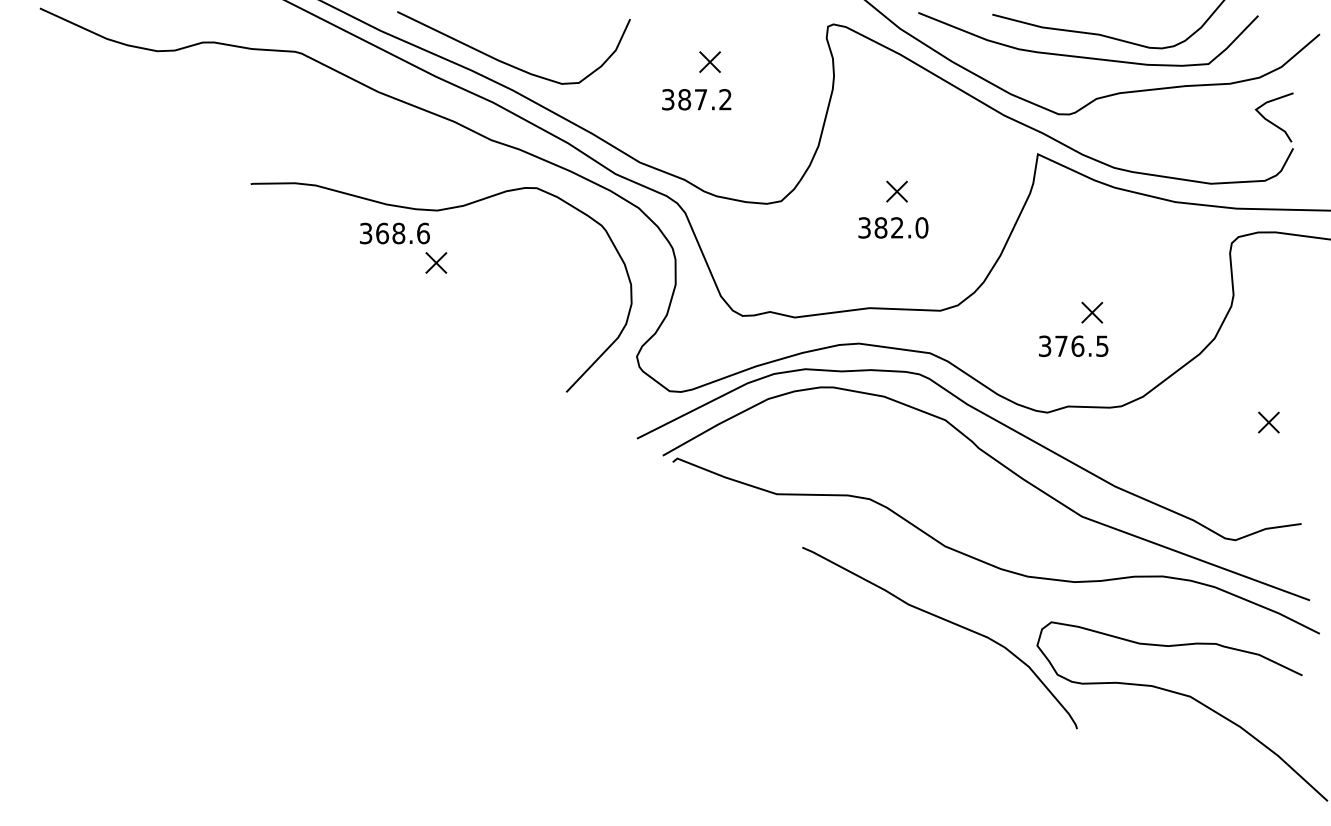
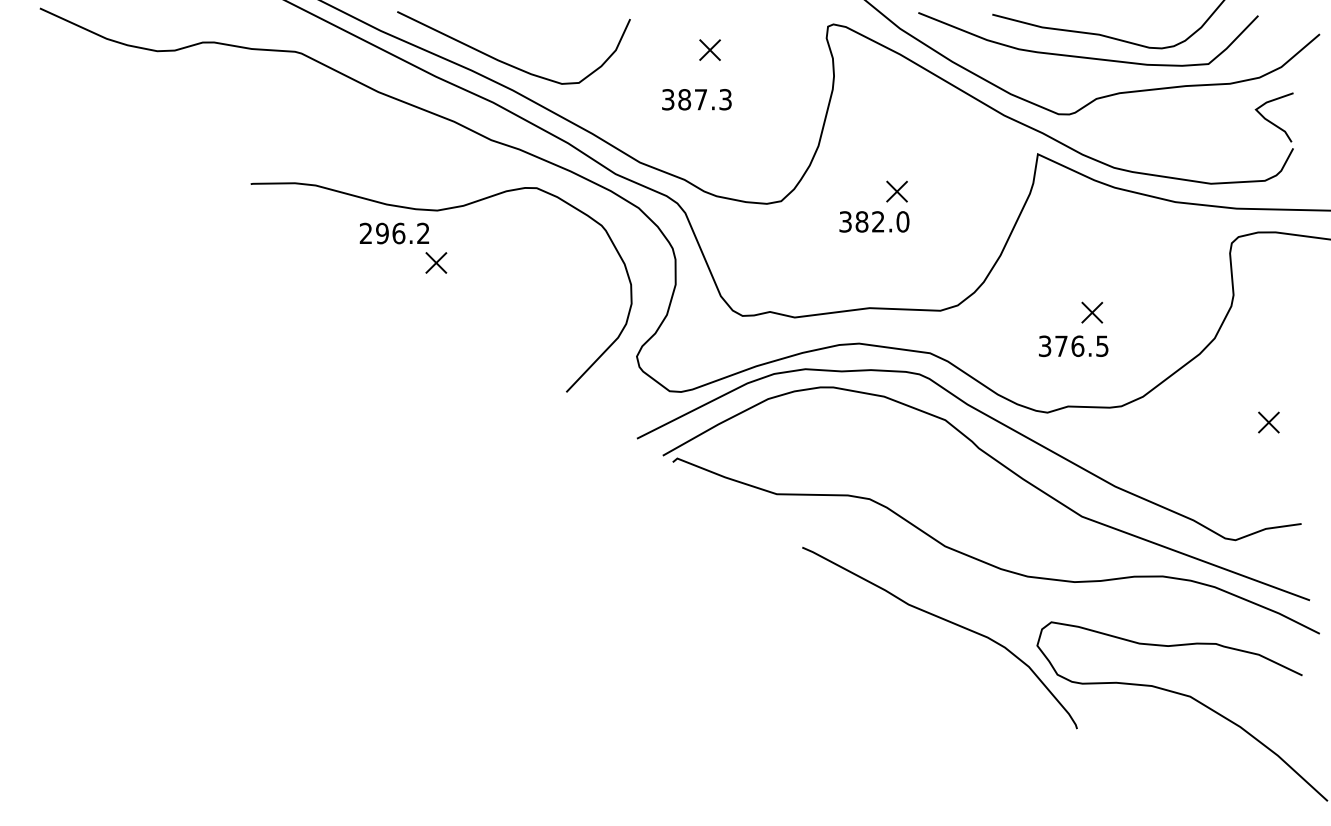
part position: (709, 61) -> (709, 49) (709, 49)
text: 387.2 -> 387.3 (725, 99)
text position: (893, 227) -> (874, 221) (874, 221)
text: 368.6 -> 296.2 (394, 233)
